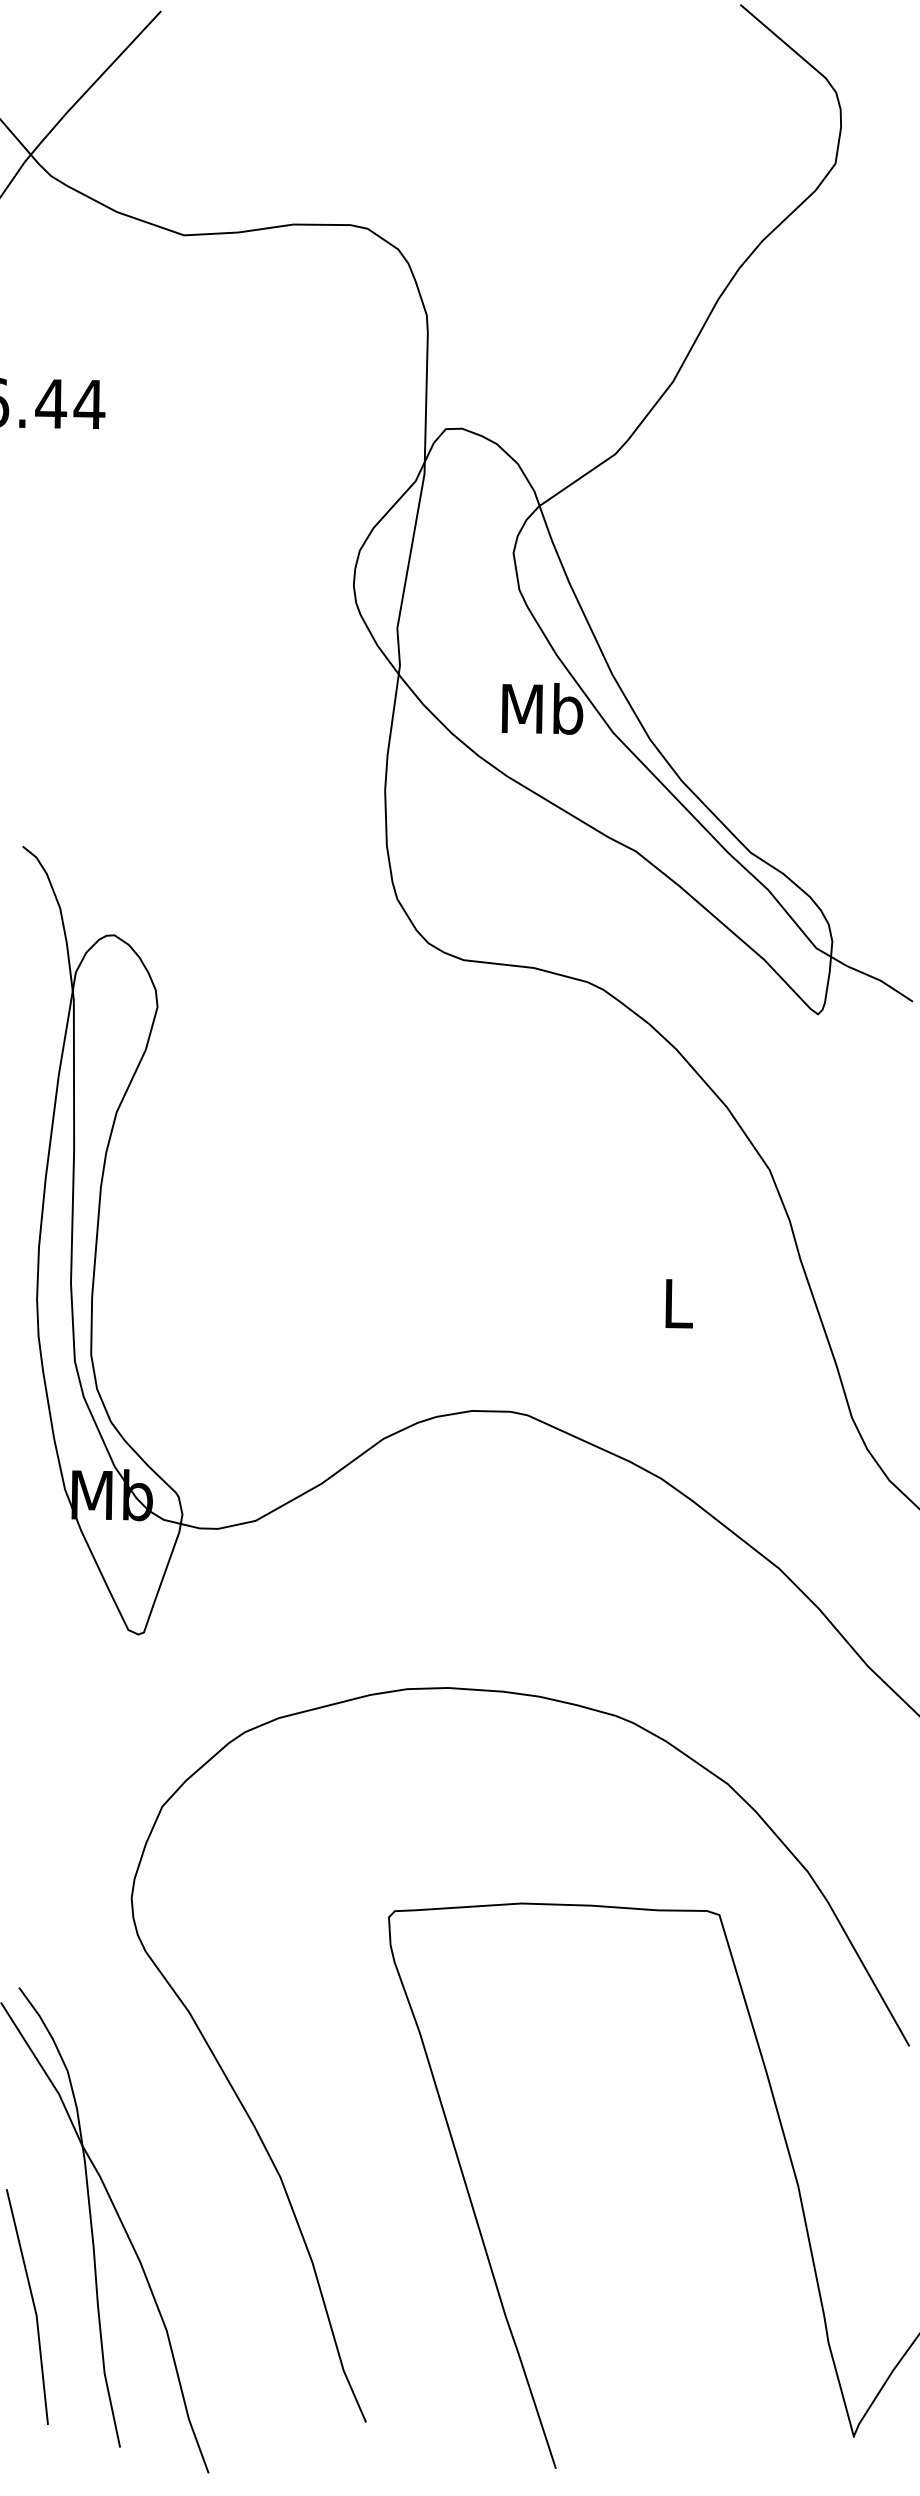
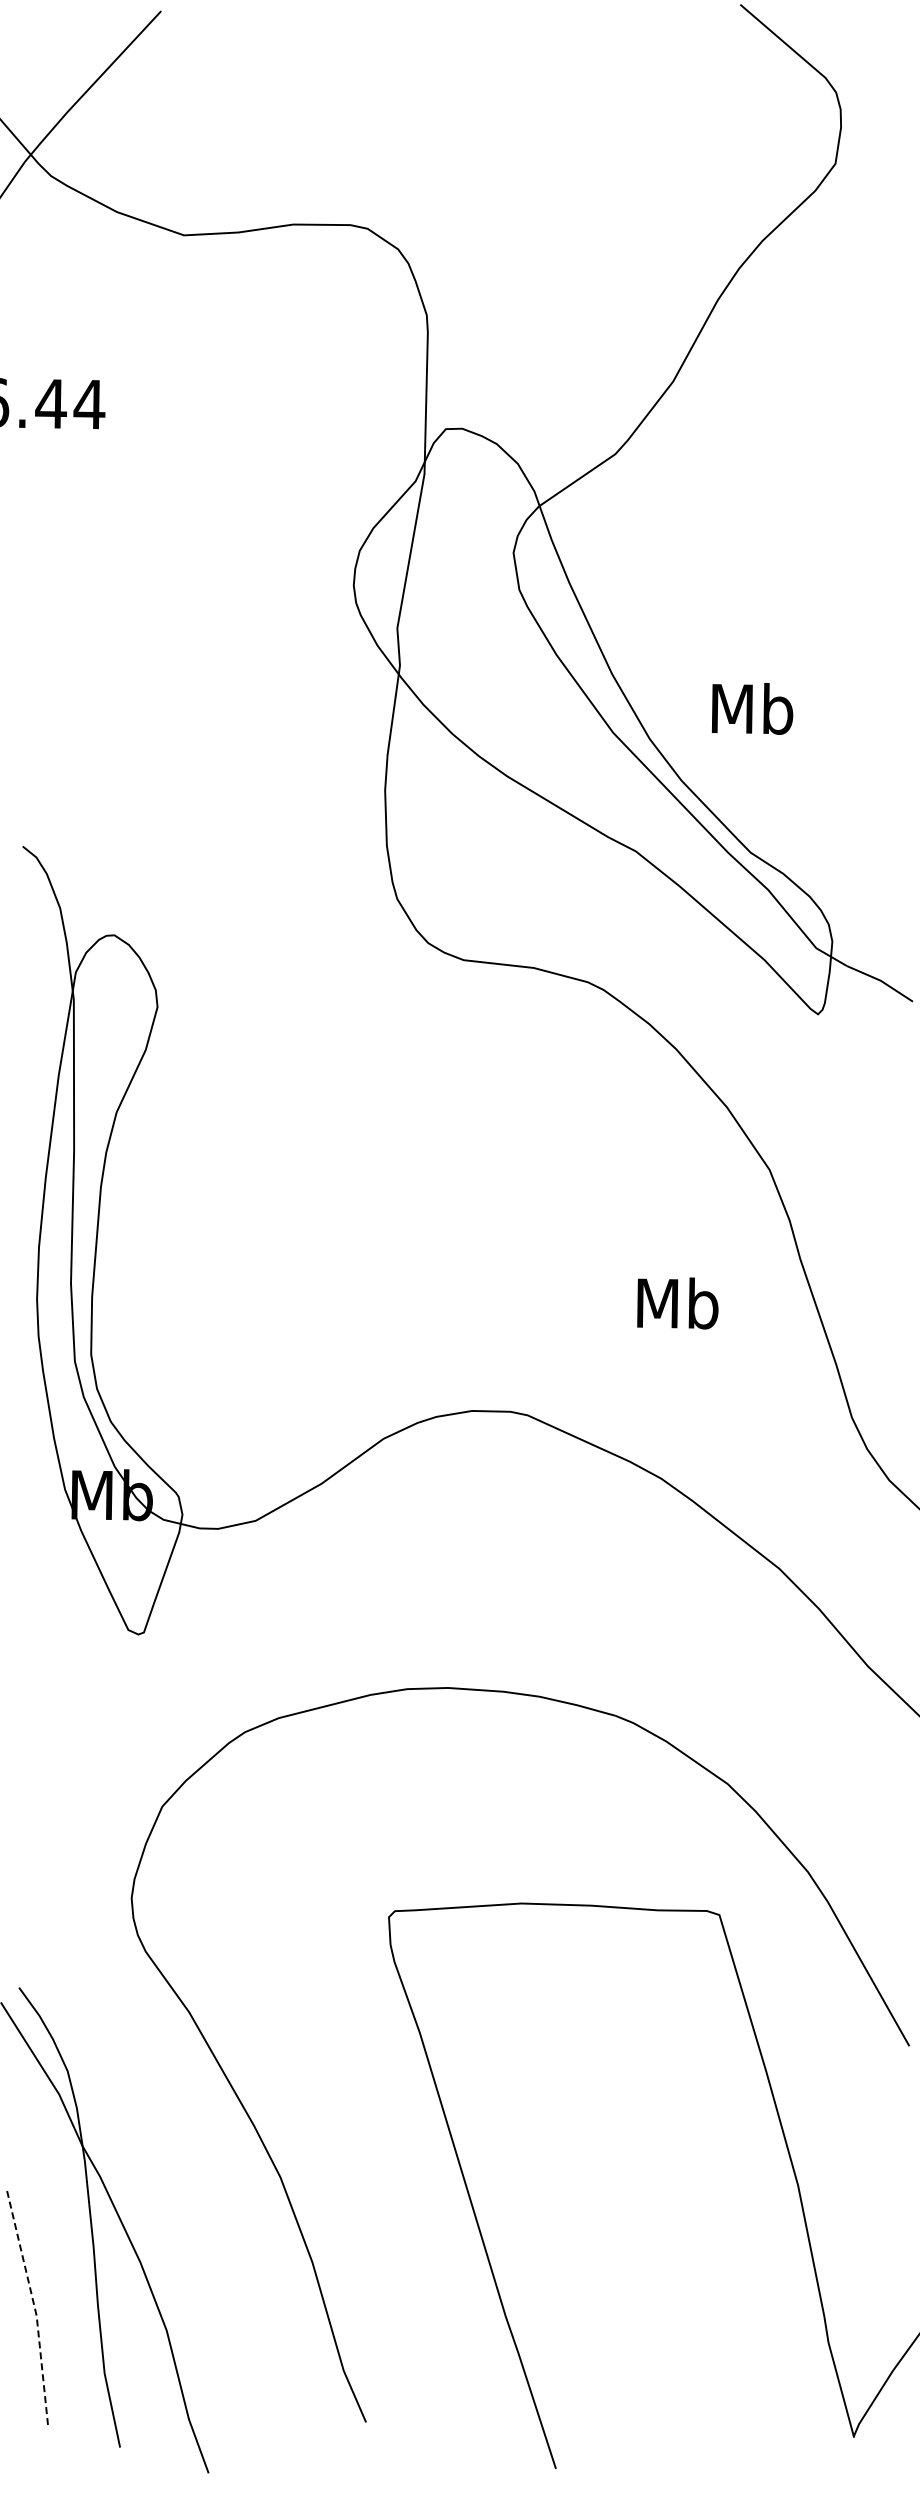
text position: (542, 708) -> (752, 708) (752, 708)
text: L -> Mb (677, 1303)
line: solid -> dashed (34, 2305)
